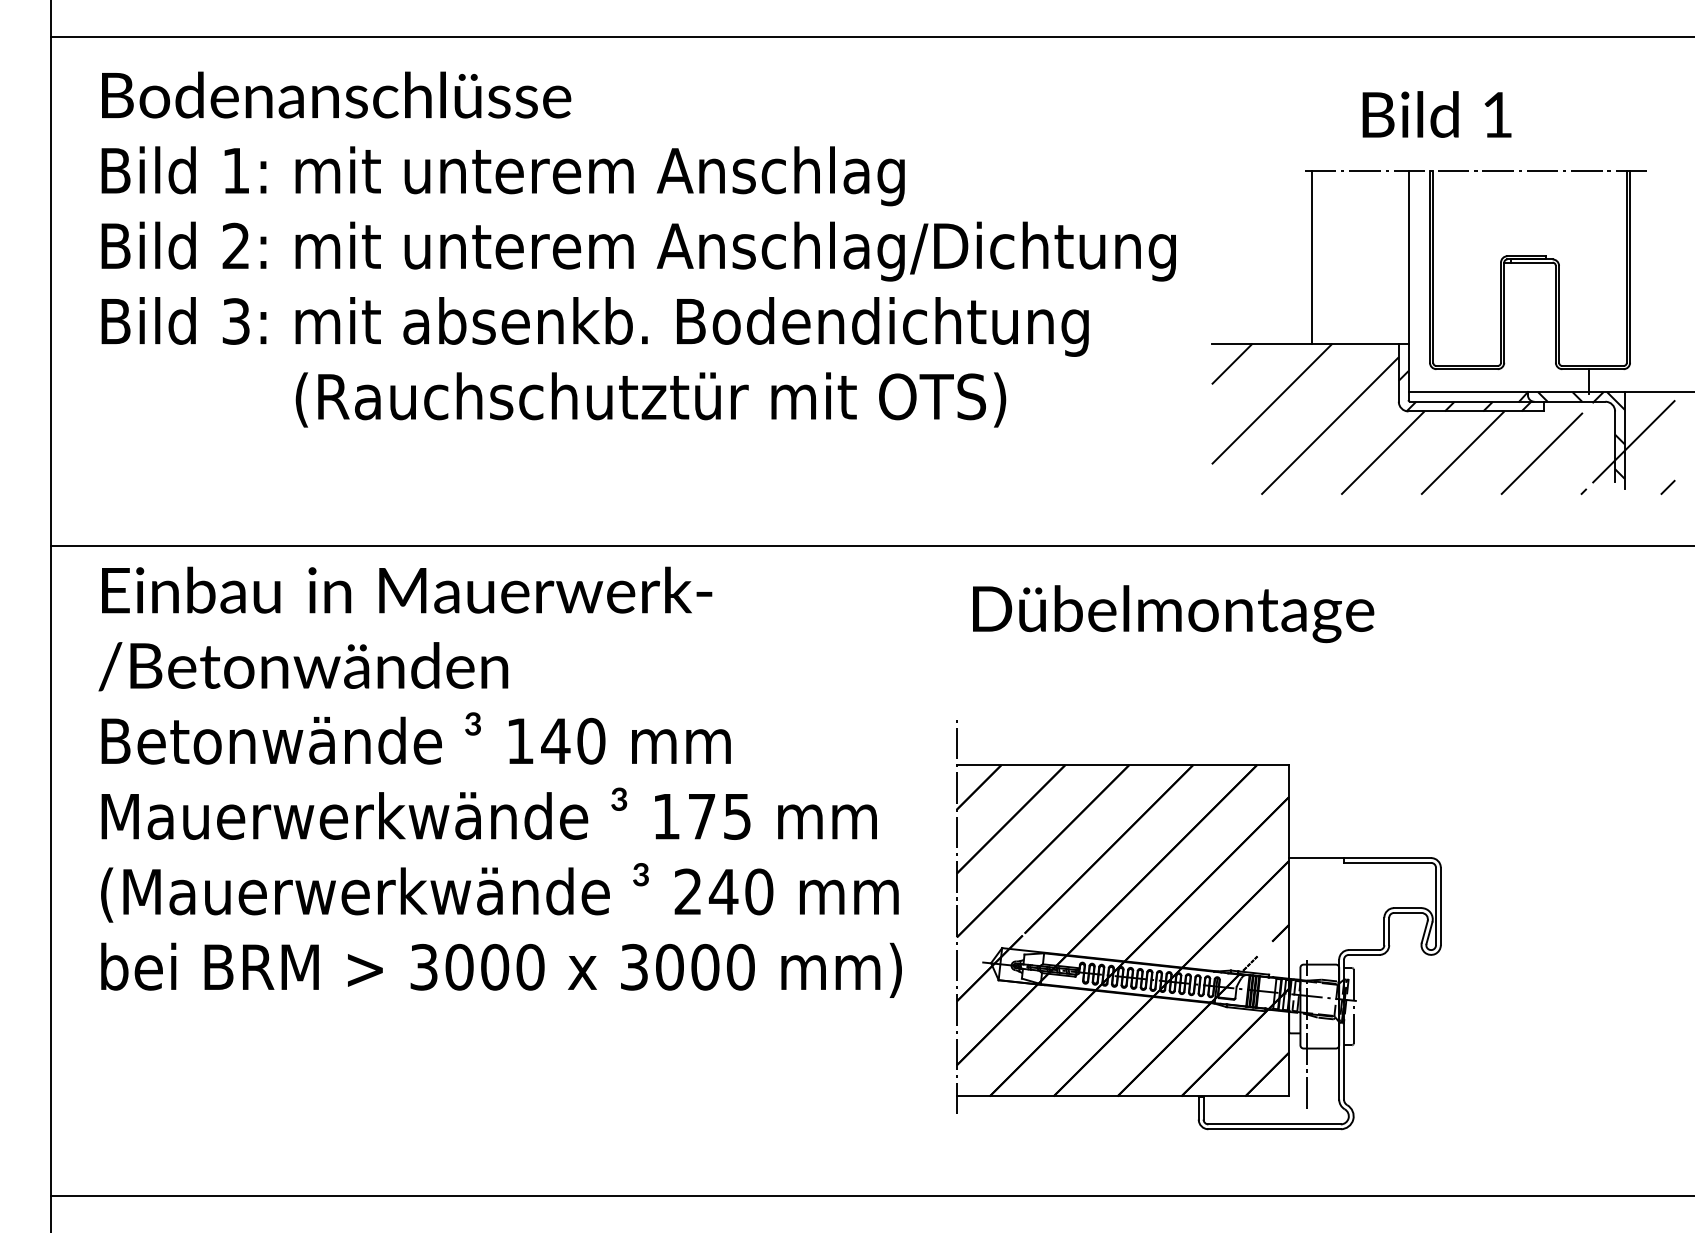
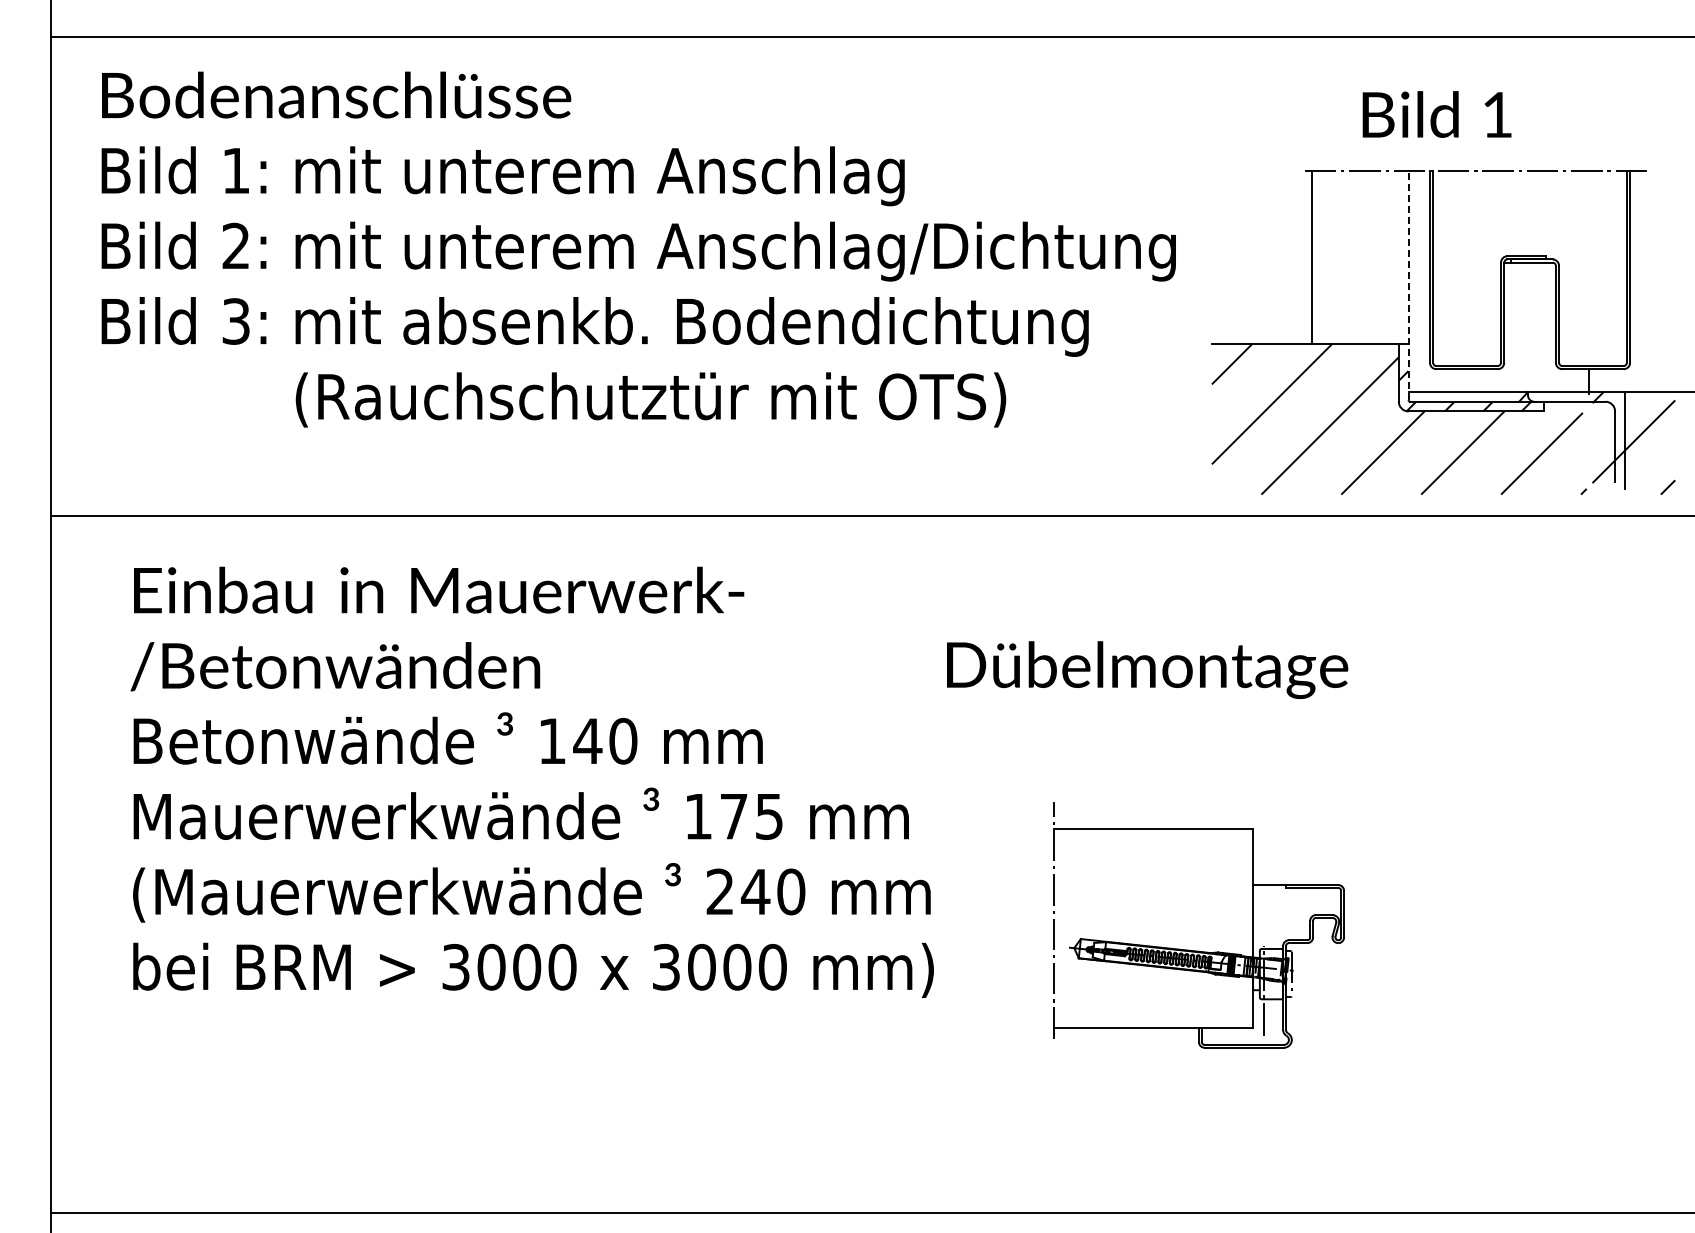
line: solid -> dashed (1408, 285)
hatch: present -> none (1581, 435)
line position: (870, 545) -> (870, 515) (870, 515)
text position: (1173, 614) -> (1147, 670) (1147, 670)
text position: (499, 781) -> (531, 781) (531, 781)
part size: 486x411 px -> 292x247 px (1198, 925)
line position: (870, 1196) -> (870, 1213) (870, 1213)
